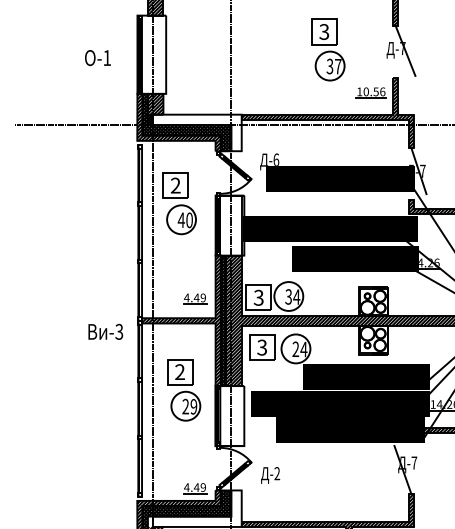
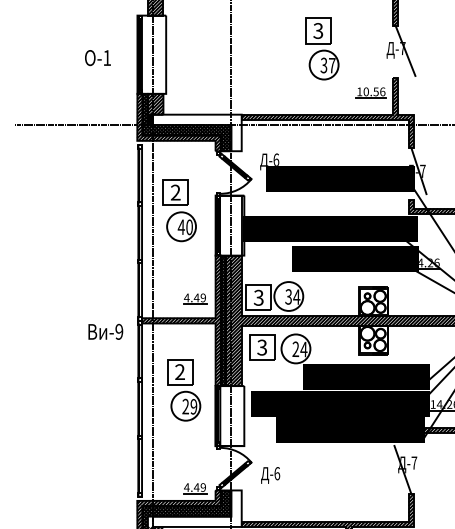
part position: (328, 49) -> (322, 48) (322, 48)
part position: (179, 203) -> (179, 210) (179, 210)
text: -3 -> -9 (119, 331)
text: -2 -> -6 (277, 473)
